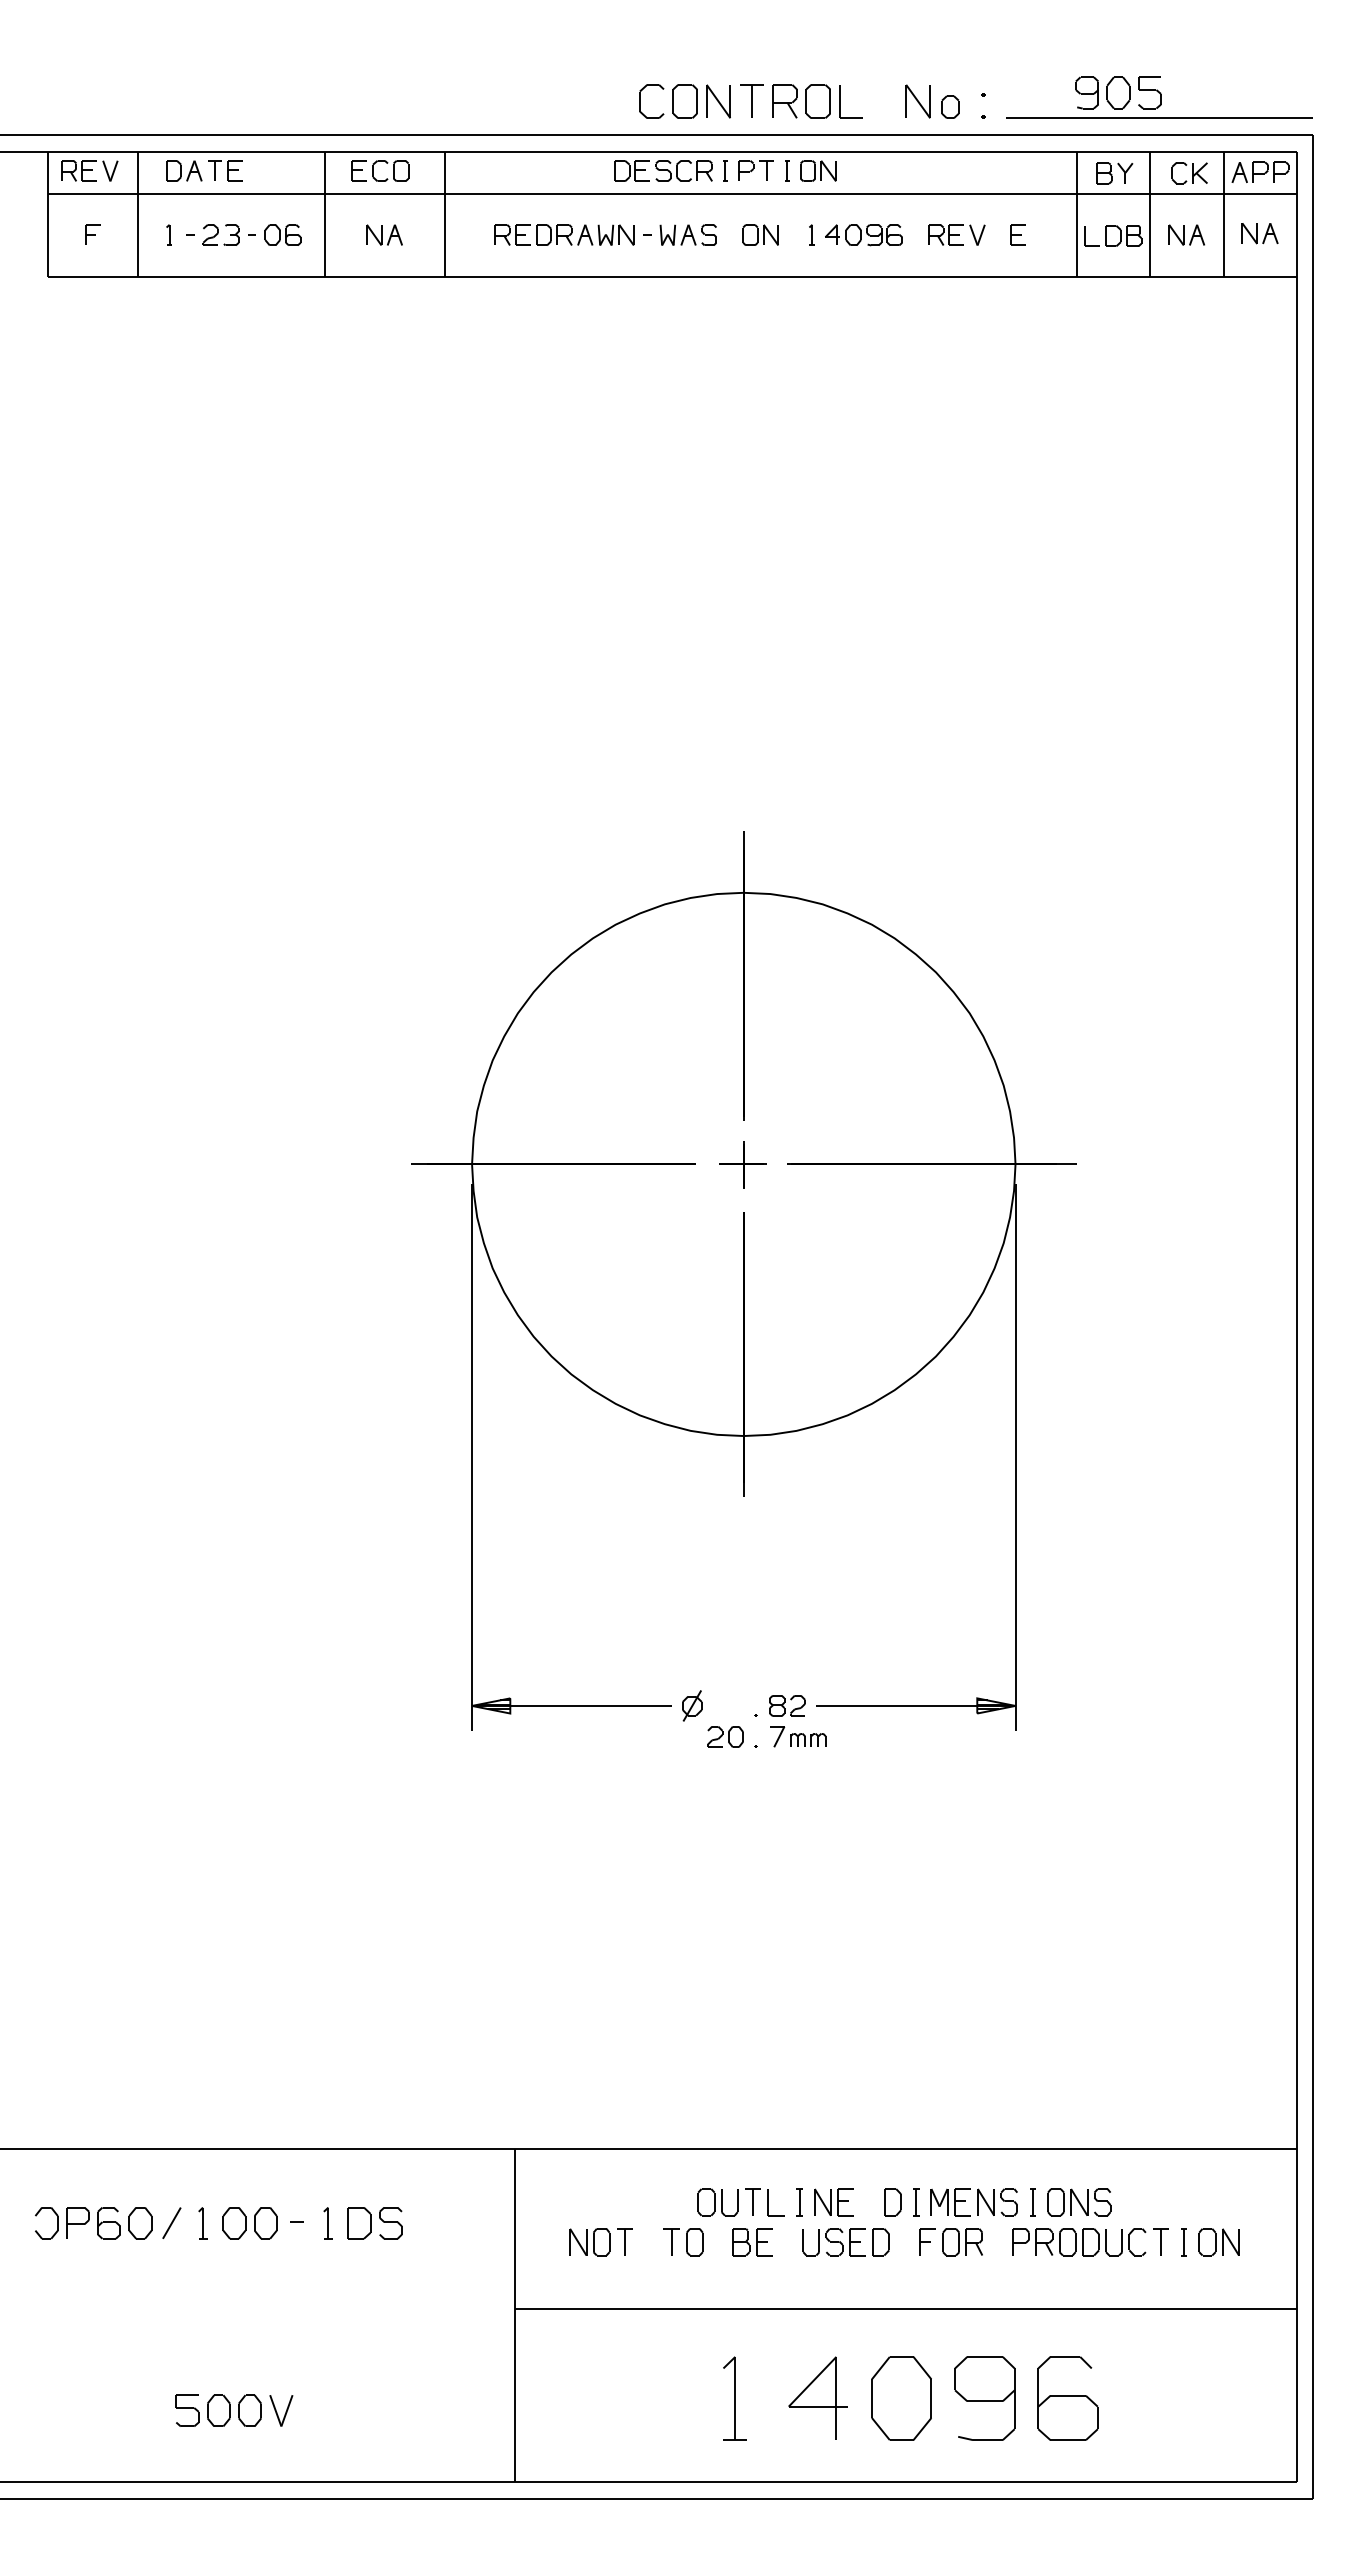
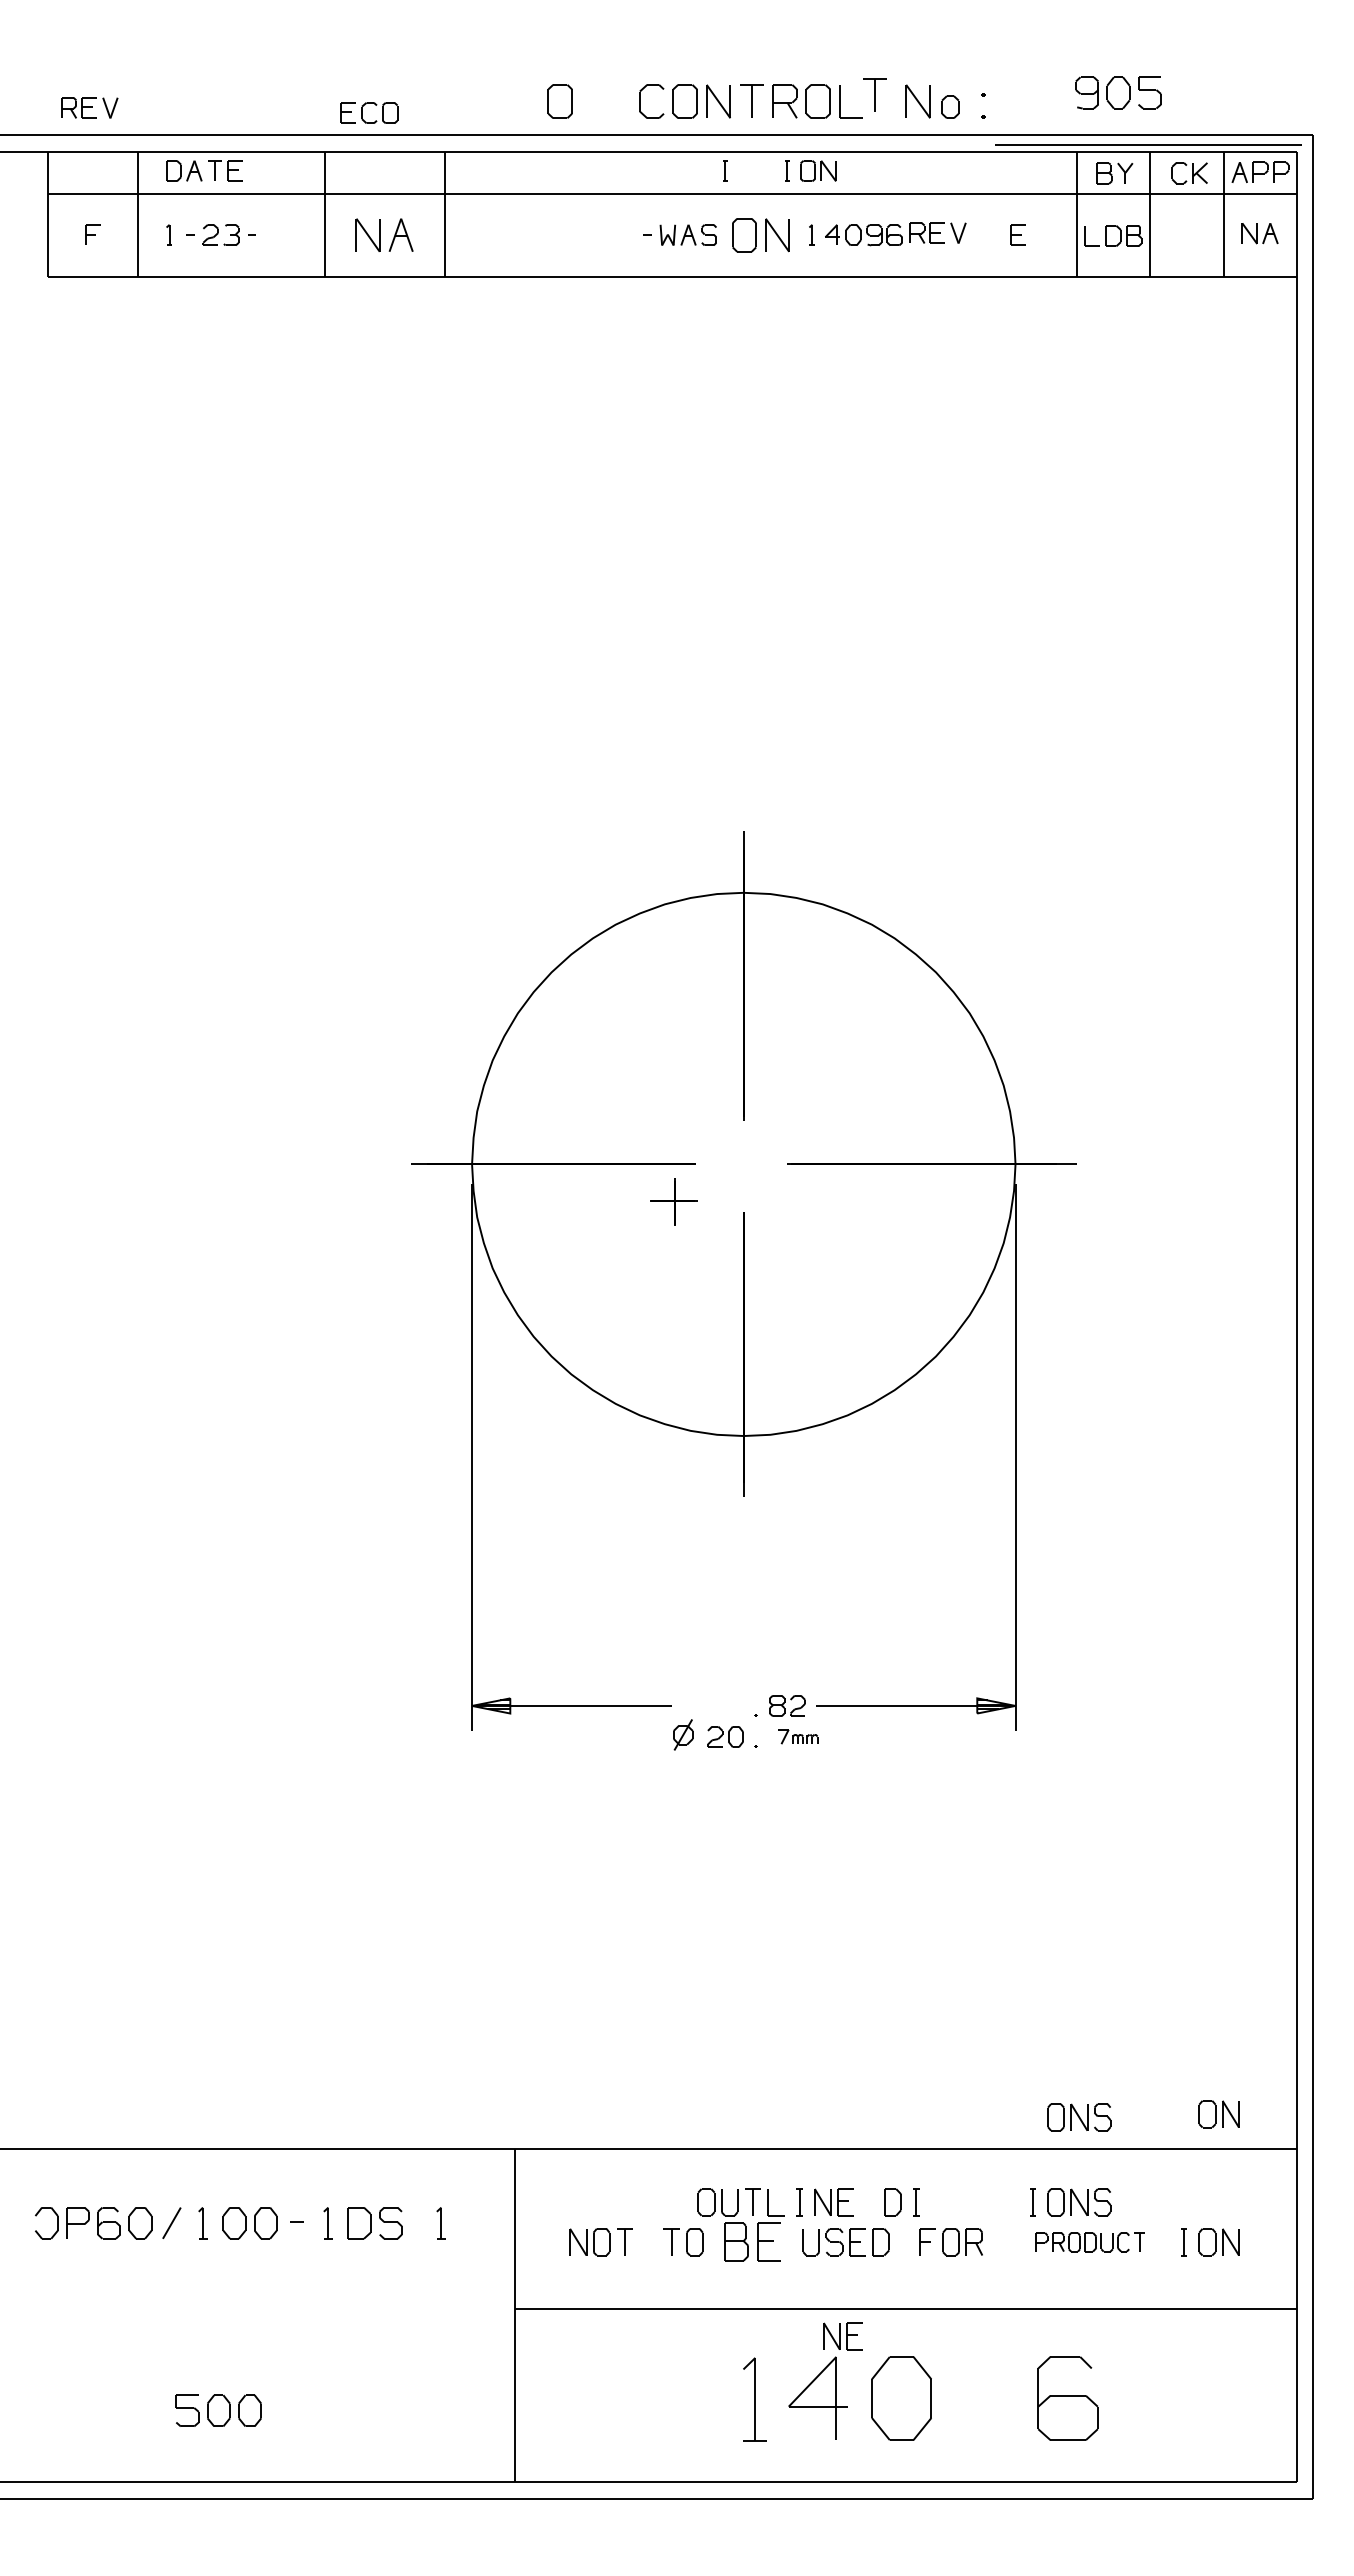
part: none -> present (874, 94)
part: none -> present (559, 101)
line position: (1159, 117) -> (1148, 144) (1148, 144)
part position: (89, 170) -> (89, 107) (89, 107)
part position: (373, 170) -> (362, 112) (362, 112)
part: present -> none (663, 170)
part: present -> none (755, 170)
part: present -> none (282, 234)
part size: 37x22 px -> 59x34 px (384, 234)
part: present -> none (564, 234)
part size: 37x22 px -> 58x35 px (760, 235)
part position: (956, 234) -> (937, 232) (937, 232)
part: present -> none (1186, 234)
part position: (742, 1164) -> (673, 1201) (673, 1201)
part position: (692, 1705) -> (683, 1734) (683, 1734)
part size: 57x22 px -> 41x16 px (798, 1736)
part: none -> present (1218, 2114)
part: none -> present (1079, 2117)
part: present -> none (973, 2202)
part: none -> present (440, 2223)
part size: 41x29 px -> 57x40 px (752, 2241)
part size: 157x29 px -> 110x21 px (1089, 2242)
part: none -> present (842, 2336)
part position: (734, 2398) -> (754, 2399) (754, 2399)
part: present -> none (984, 2398)
part: present -> none (281, 2410)
